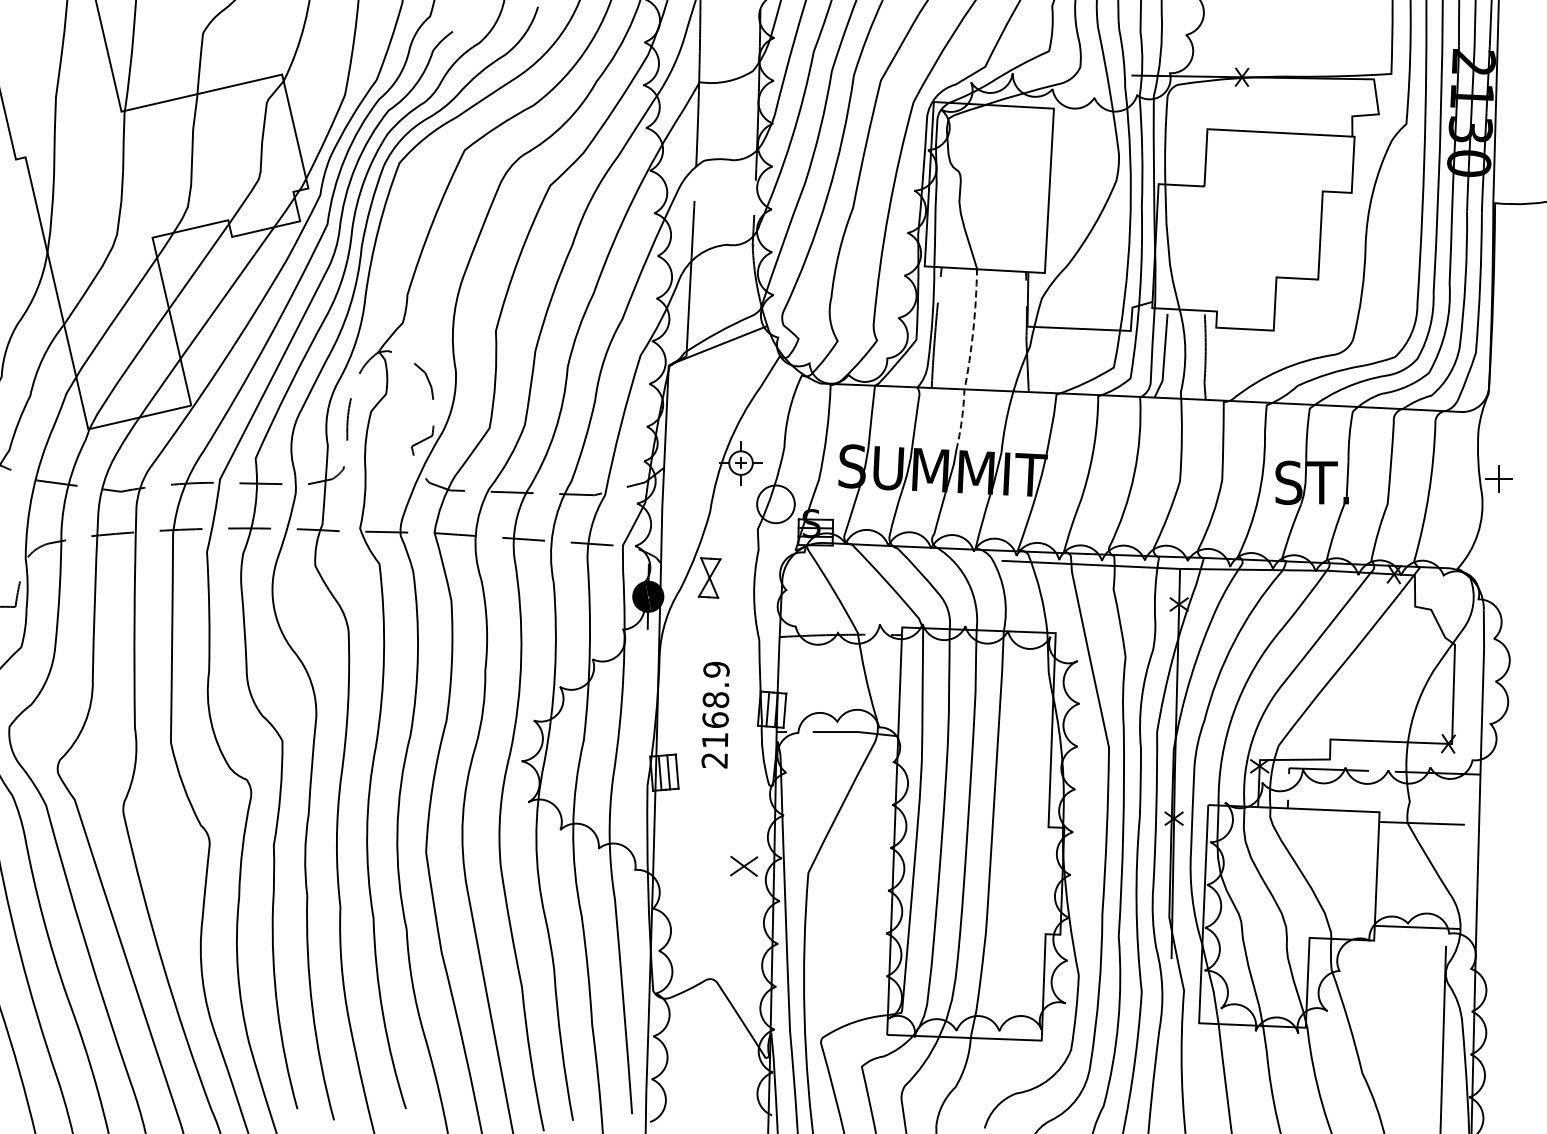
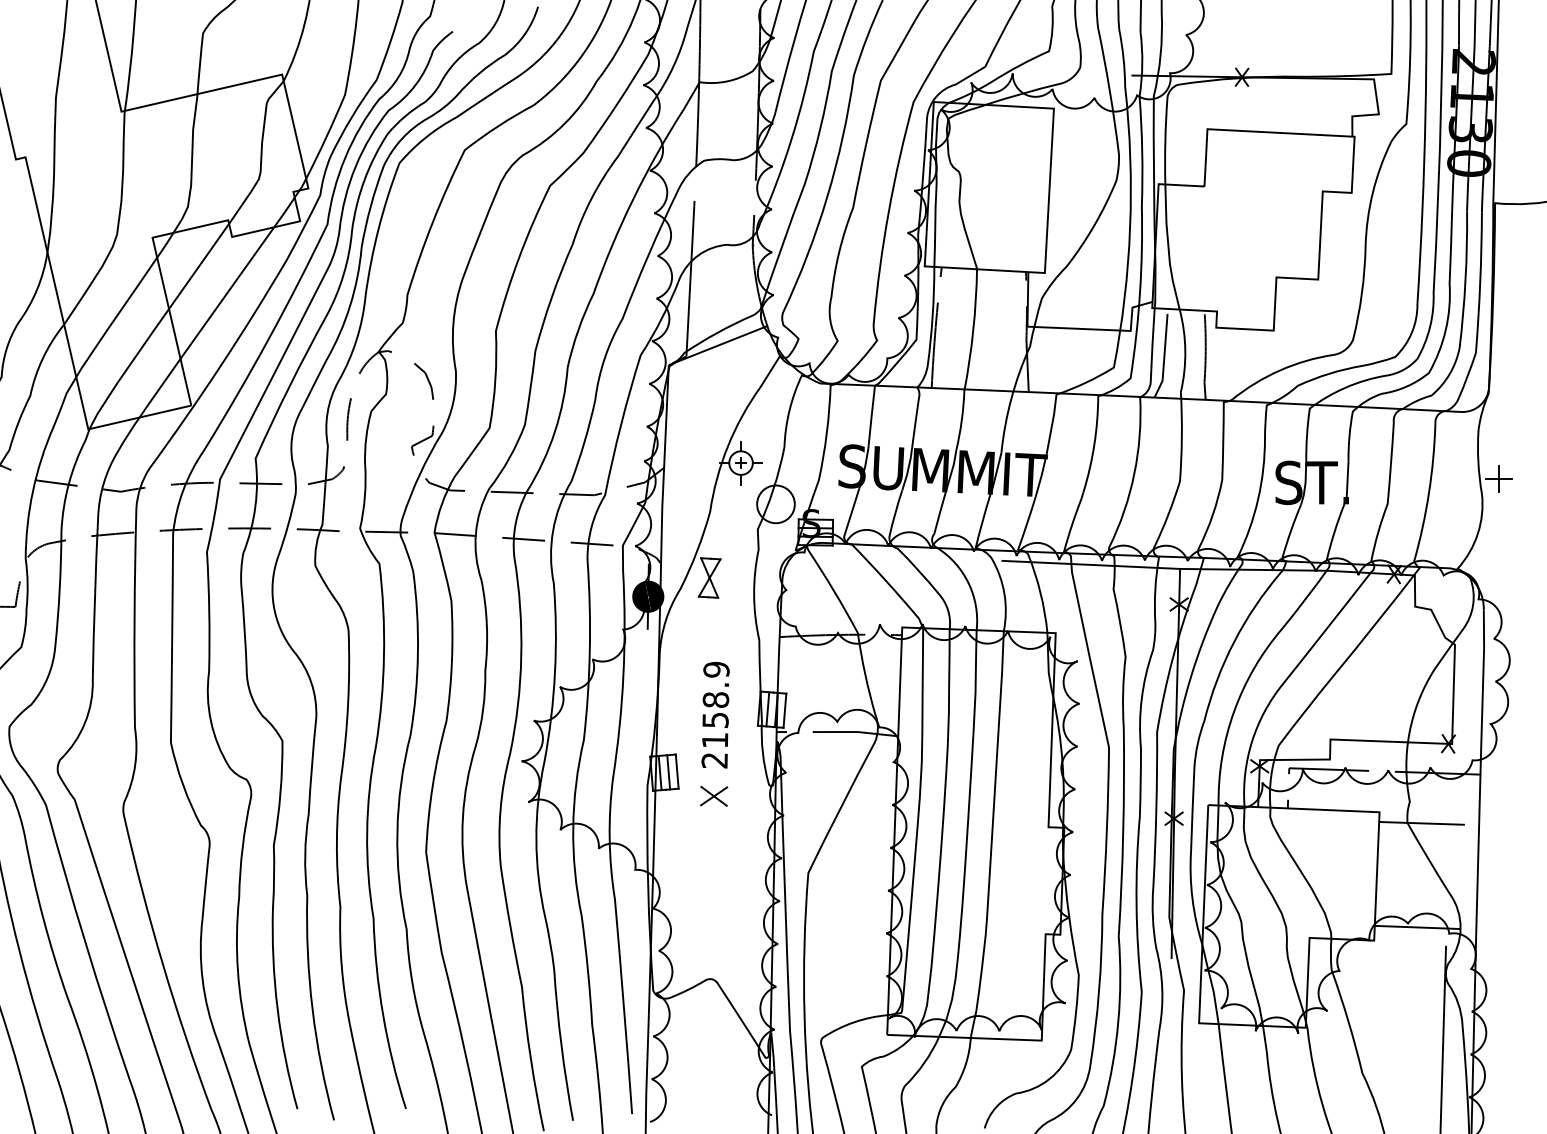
line: dashed -> solid (969, 360)
text: 2168.9 -> 2158.9 (715, 719)
part position: (744, 865) -> (714, 795) (714, 795)
